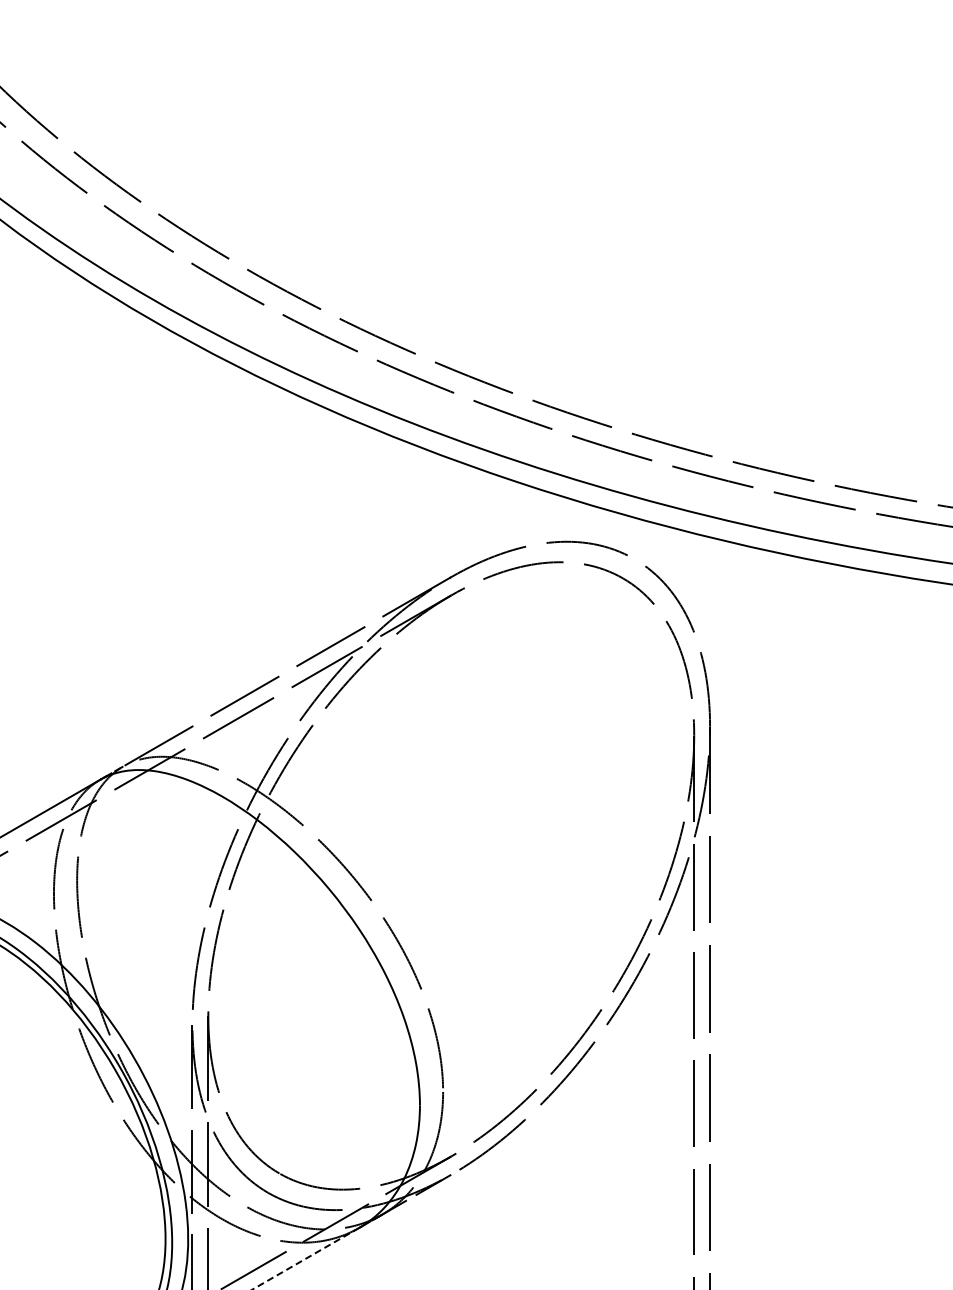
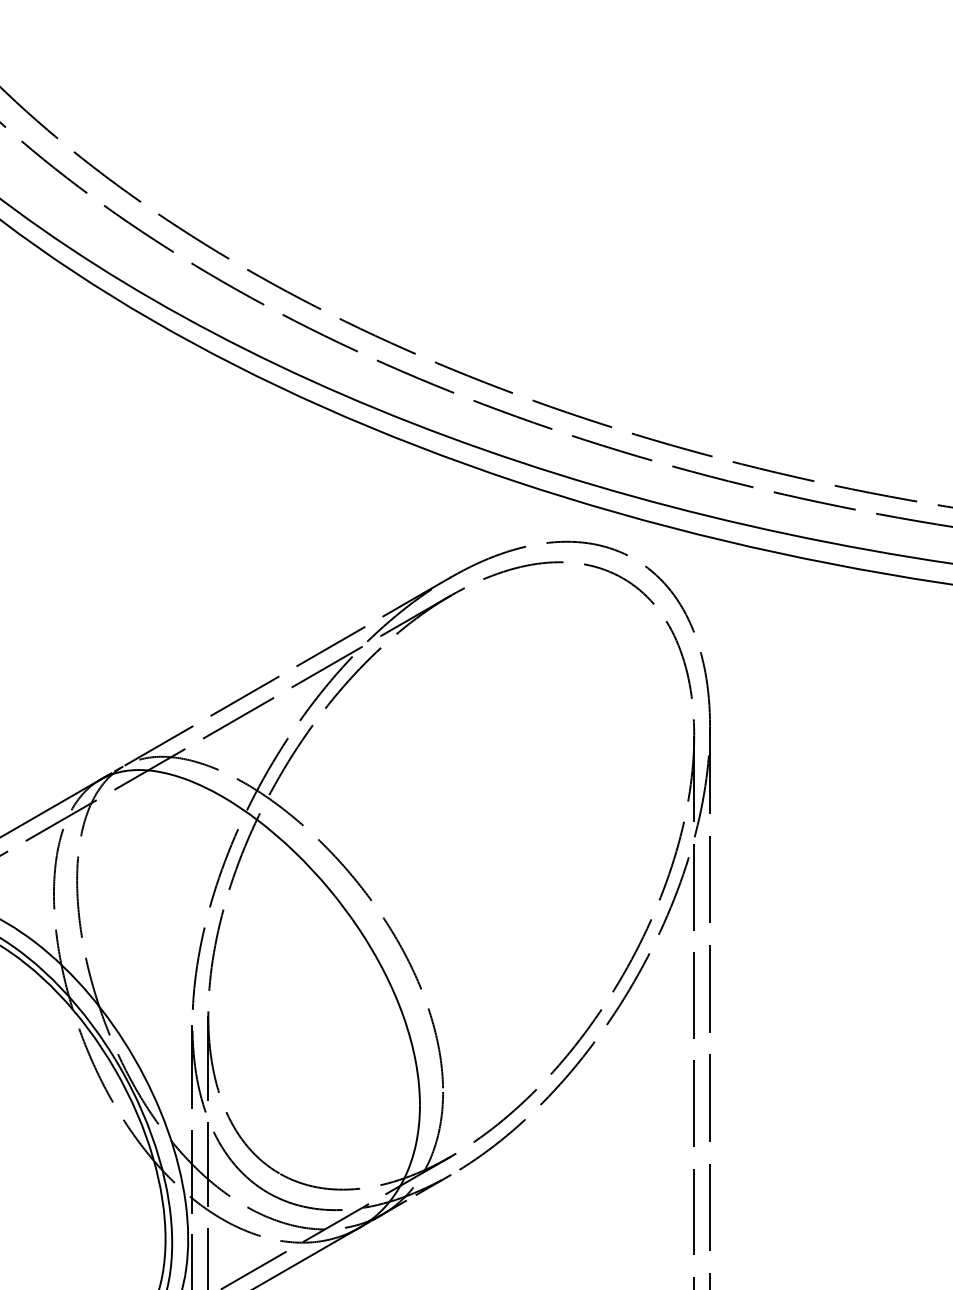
line: dashed -> solid (305, 1258)
